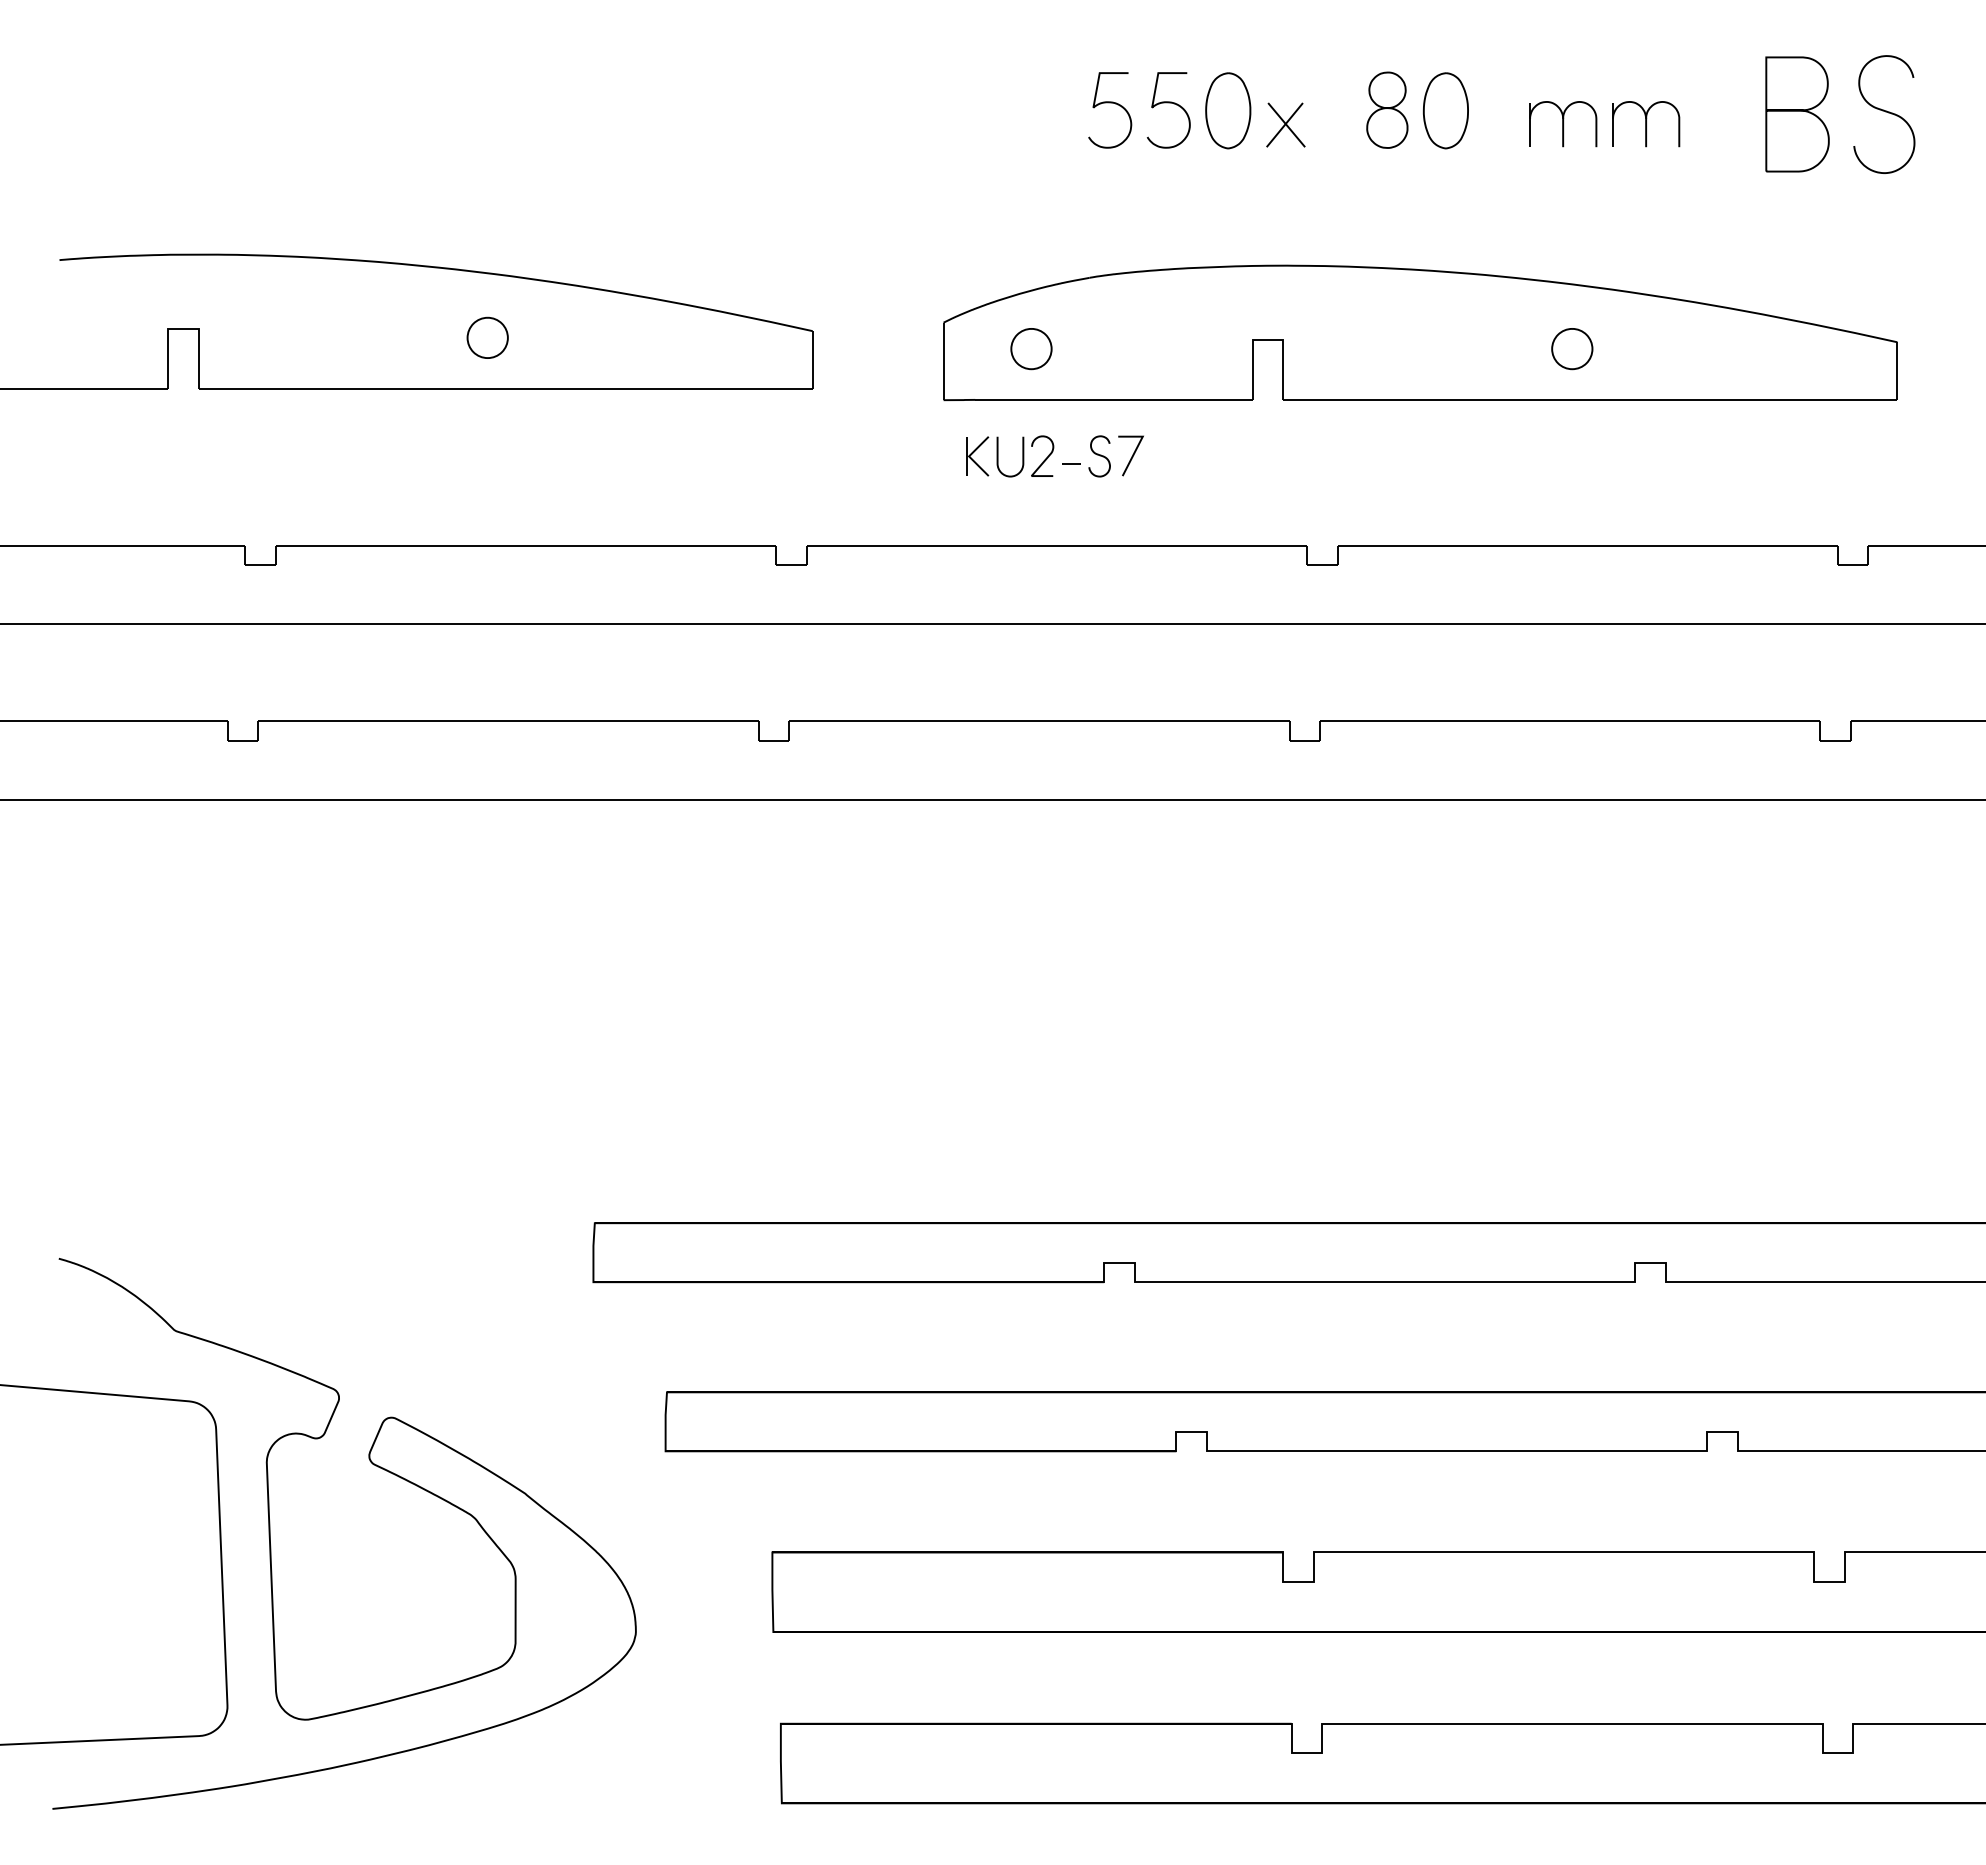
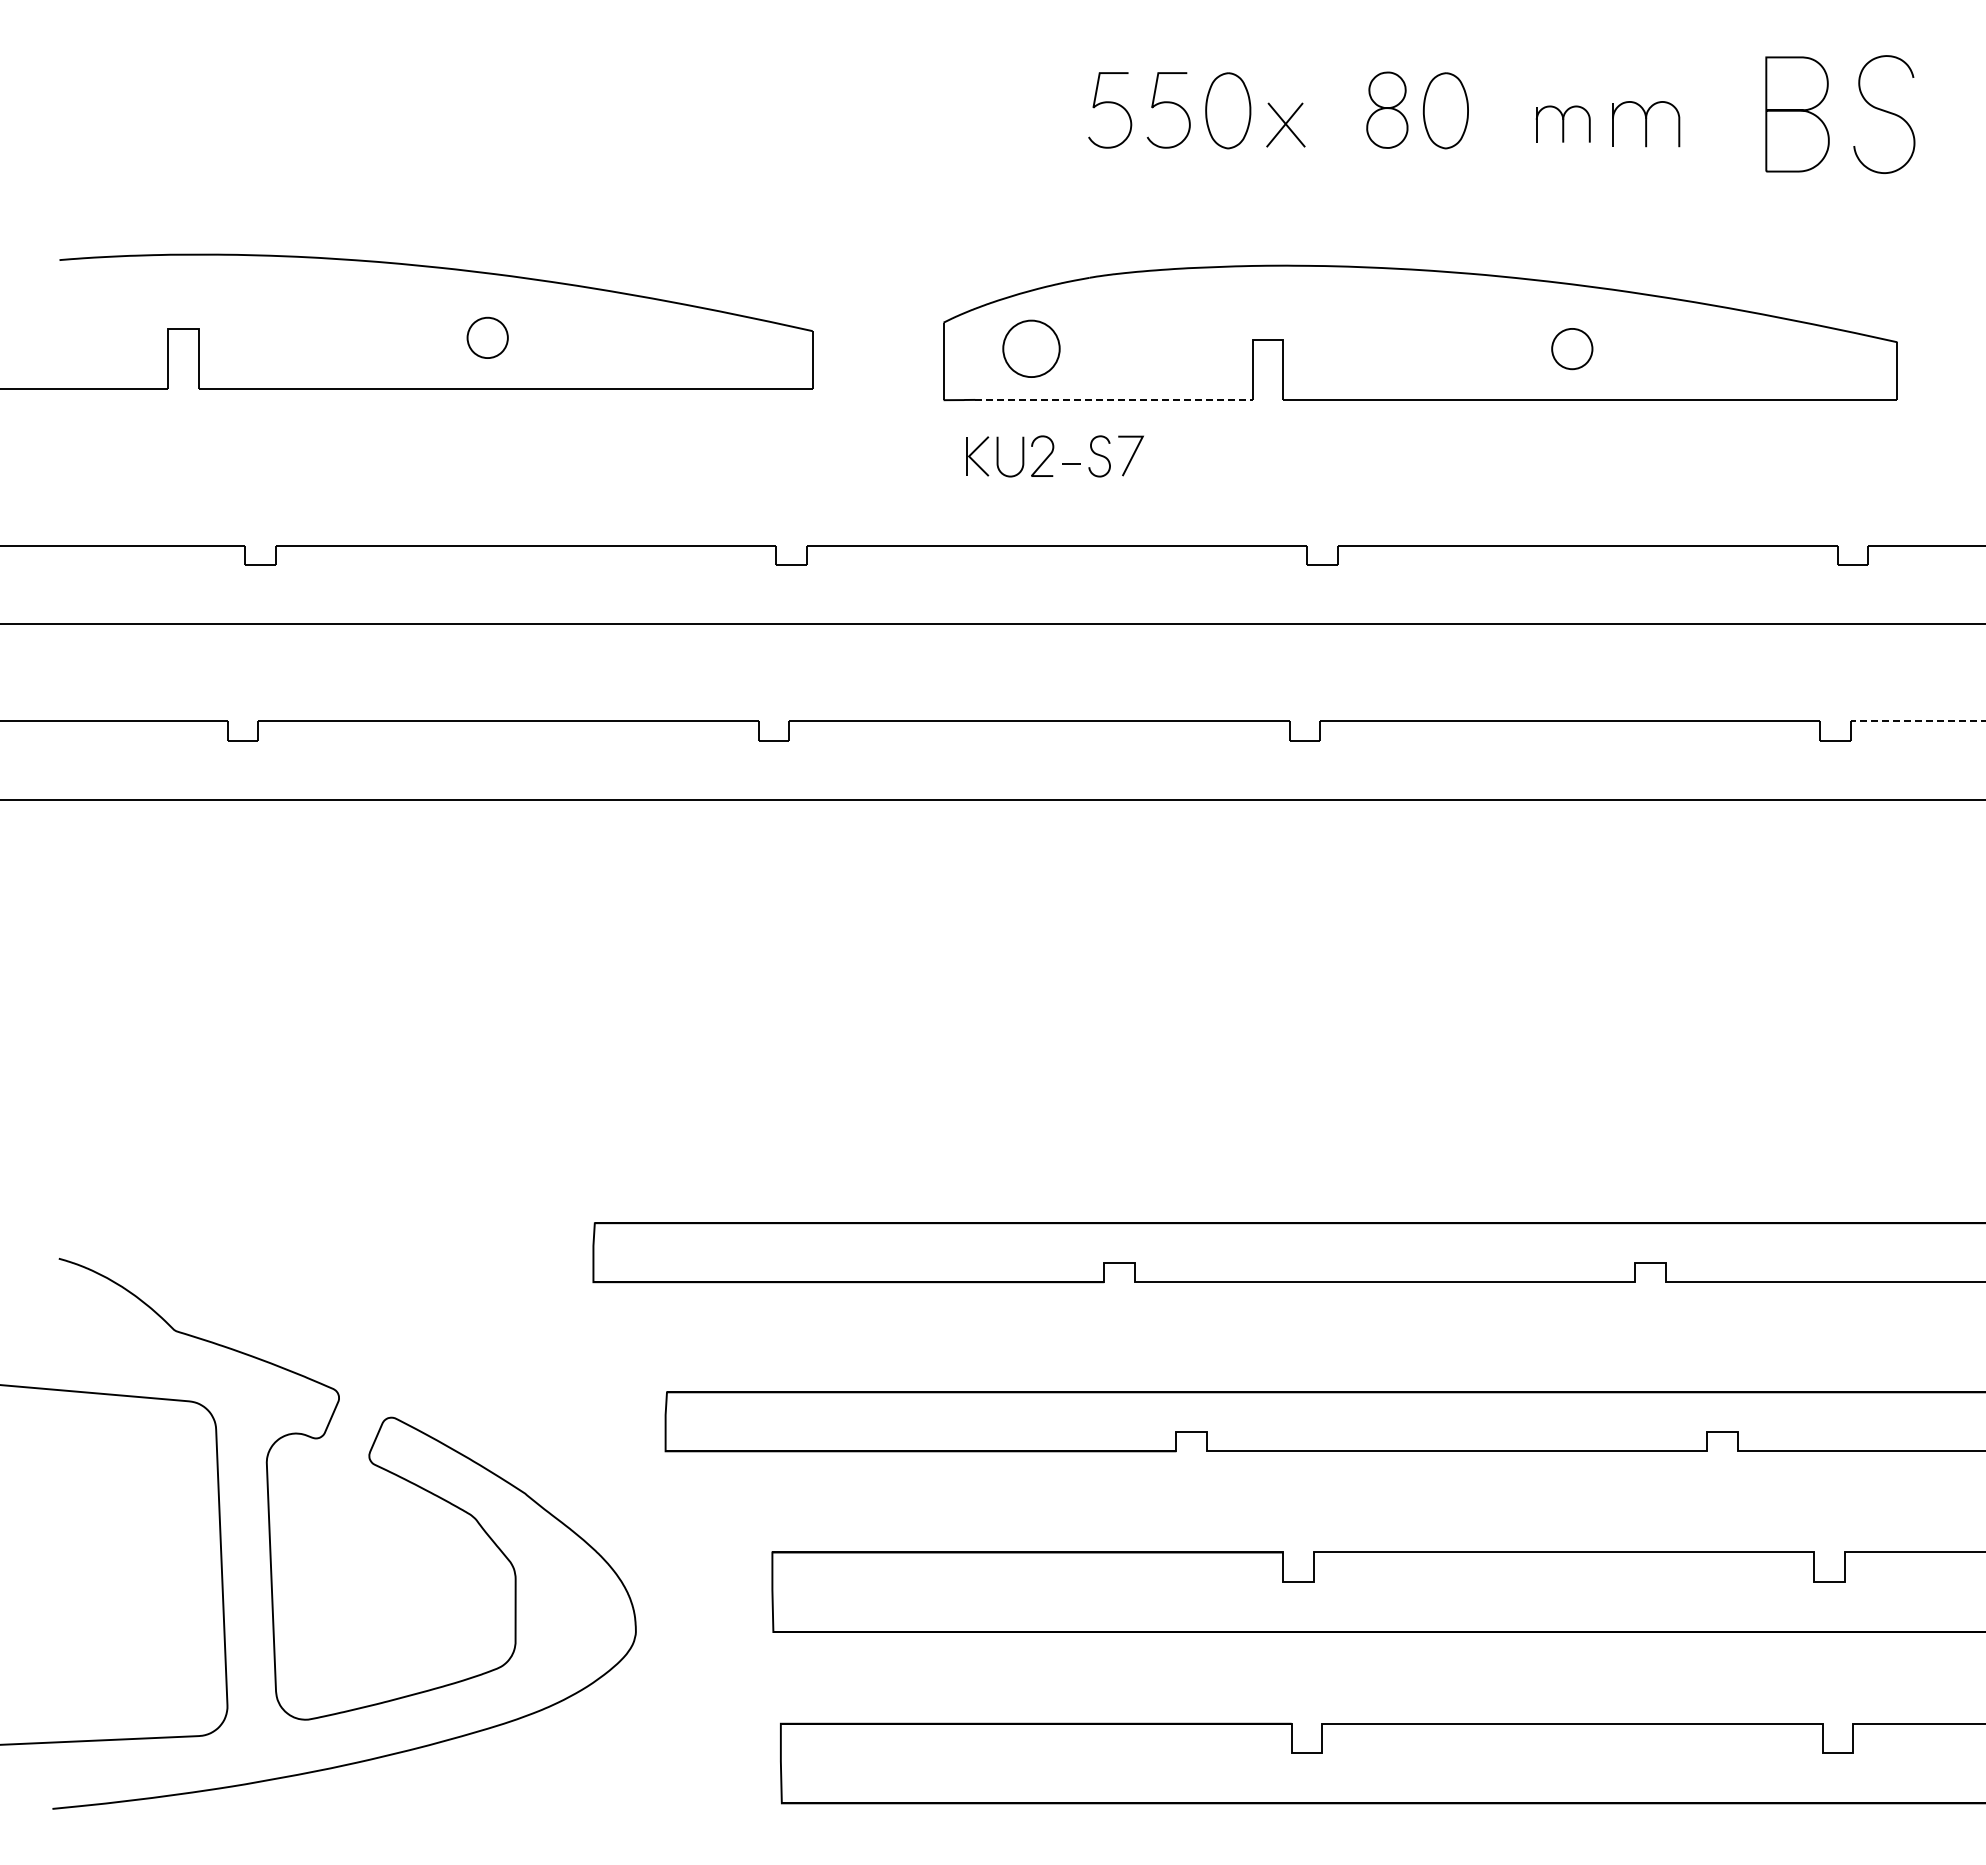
part size: 69x47 px -> 56x38 px (1562, 123)
part size: 43x43 px -> 59x59 px (1031, 348)
line: solid -> dashed (1114, 399)
line: solid -> dashed (1917, 721)
